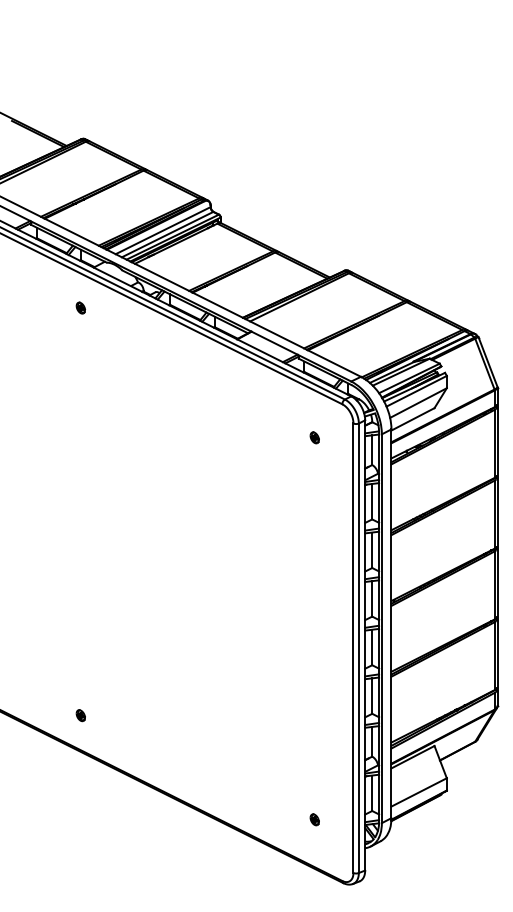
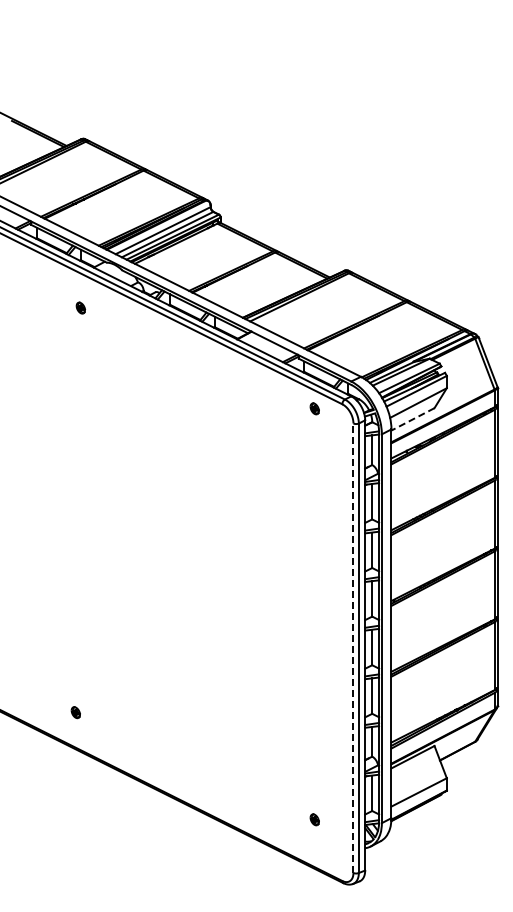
line: solid -> dashed (412, 419)
part position: (314, 437) -> (314, 408) (314, 408)
line: solid -> dashed (353, 648)
part position: (80, 715) -> (75, 712) (75, 712)
